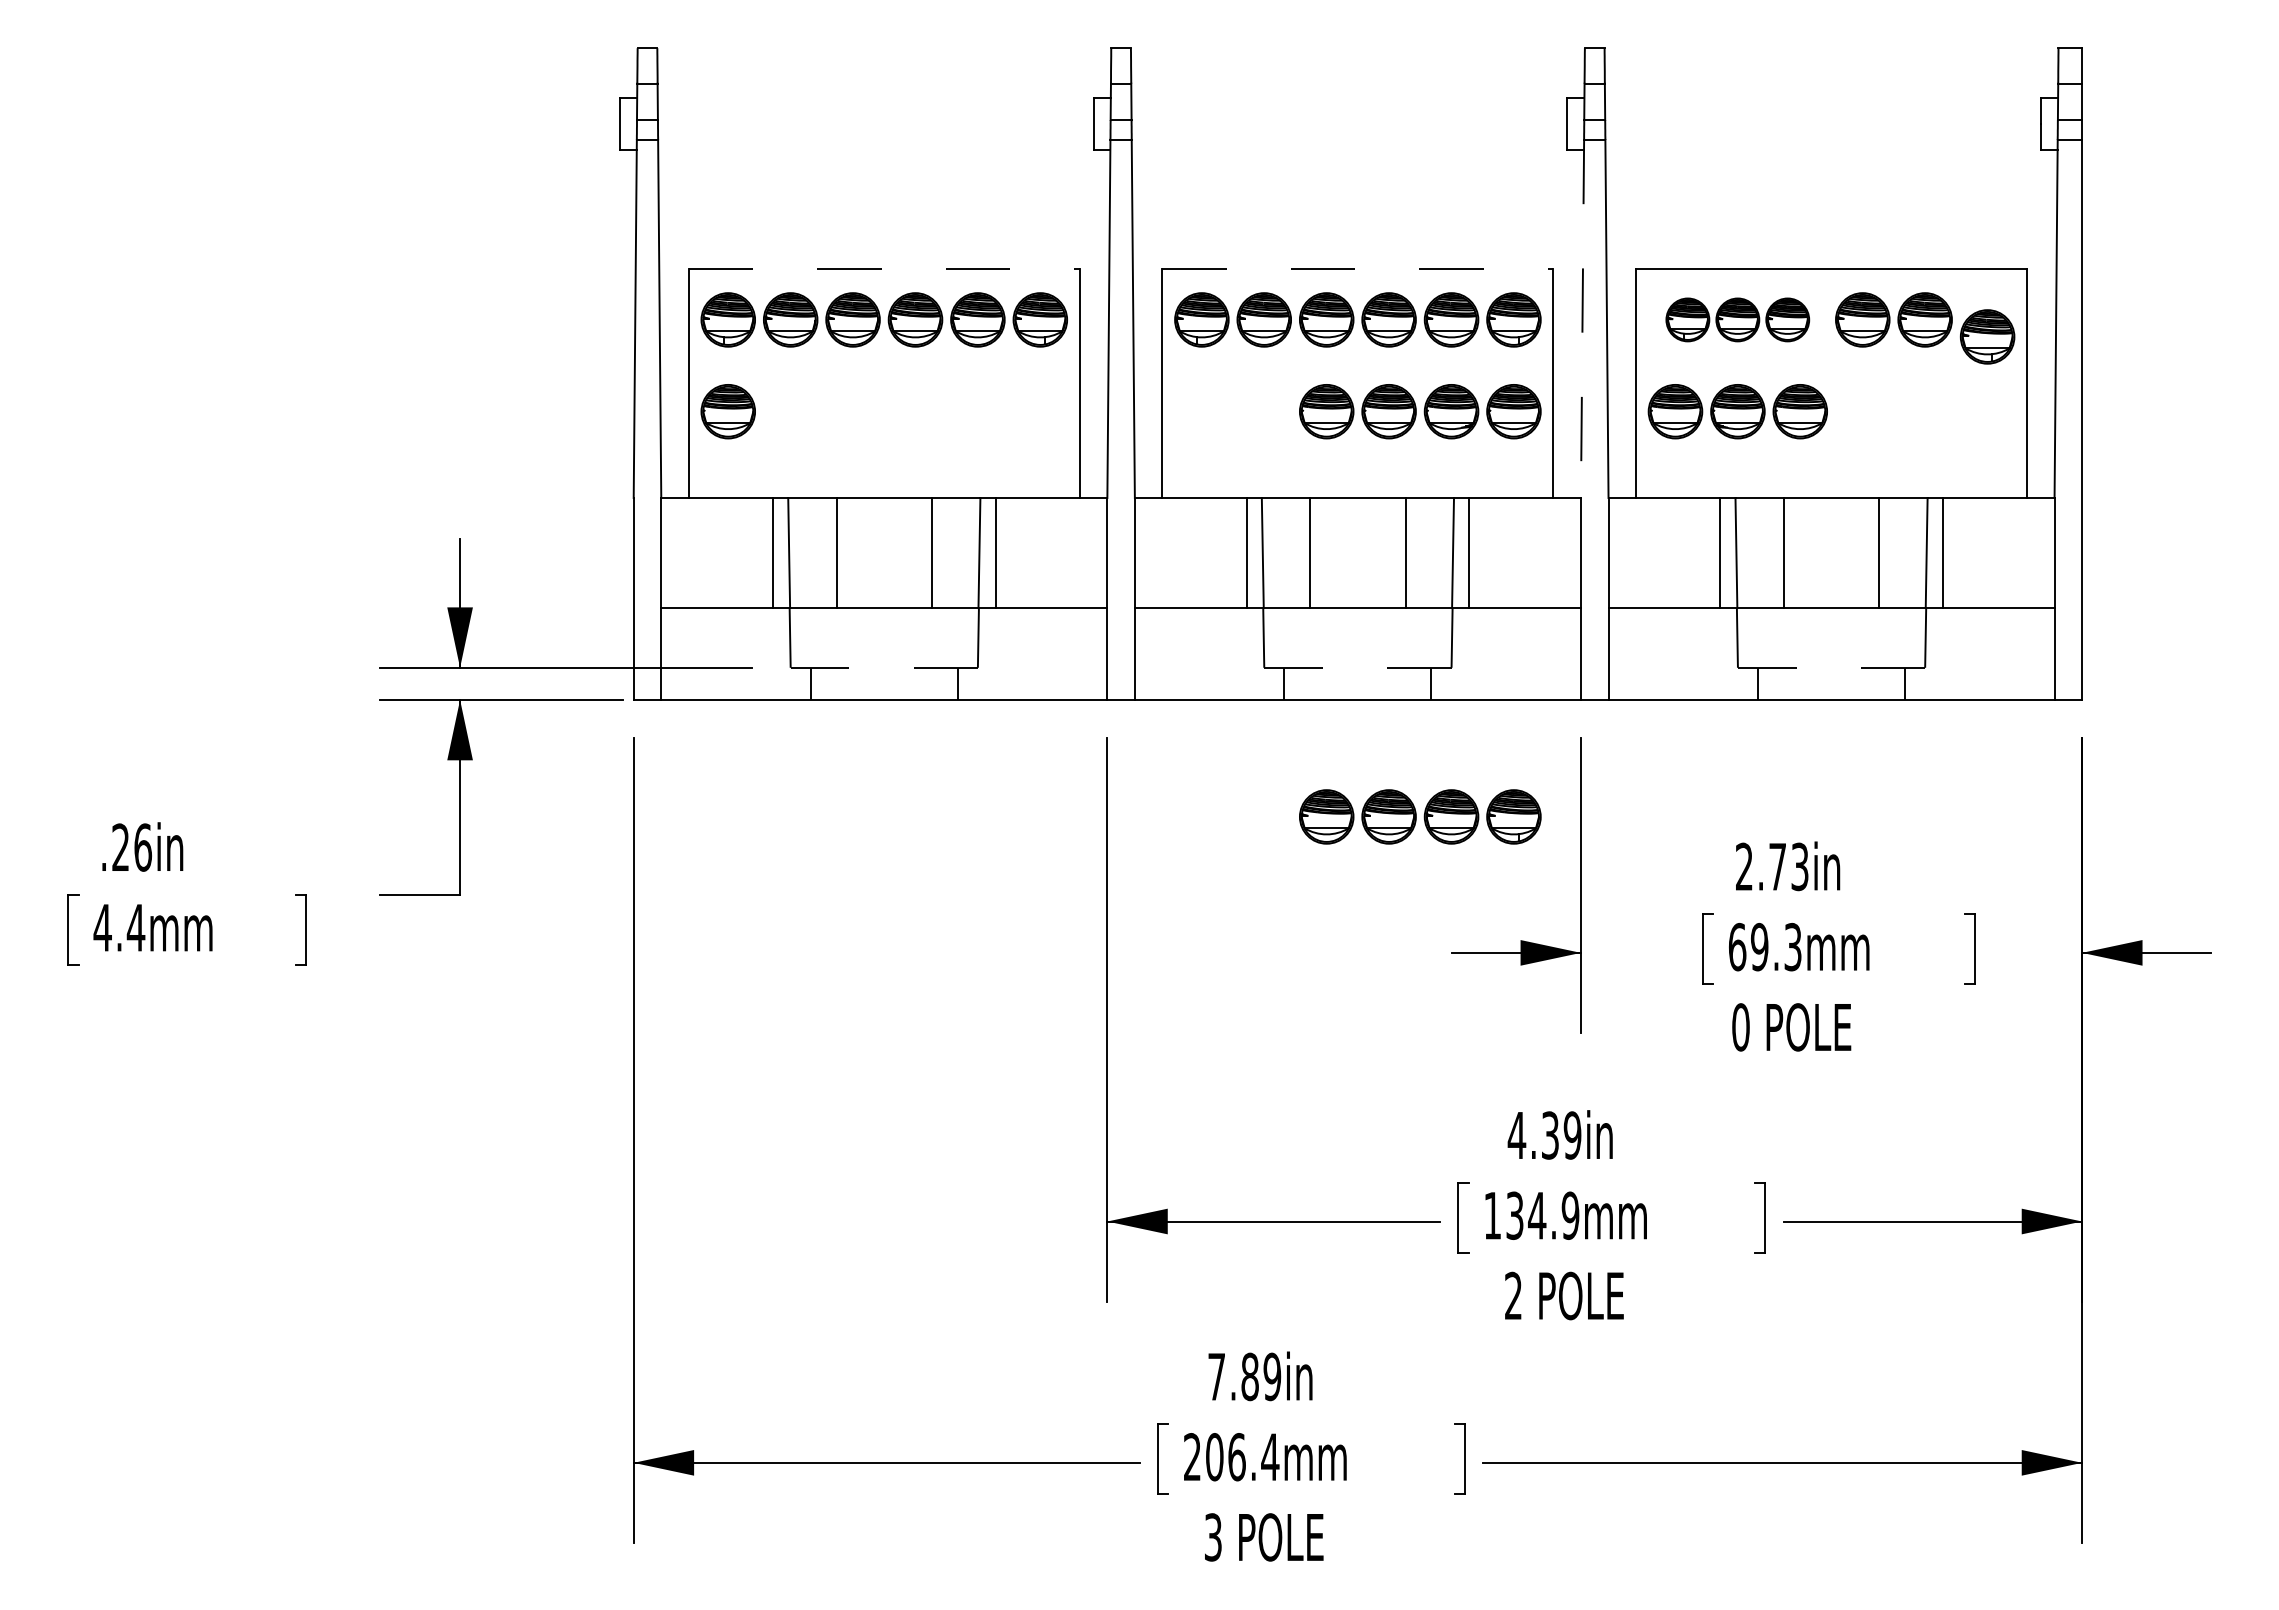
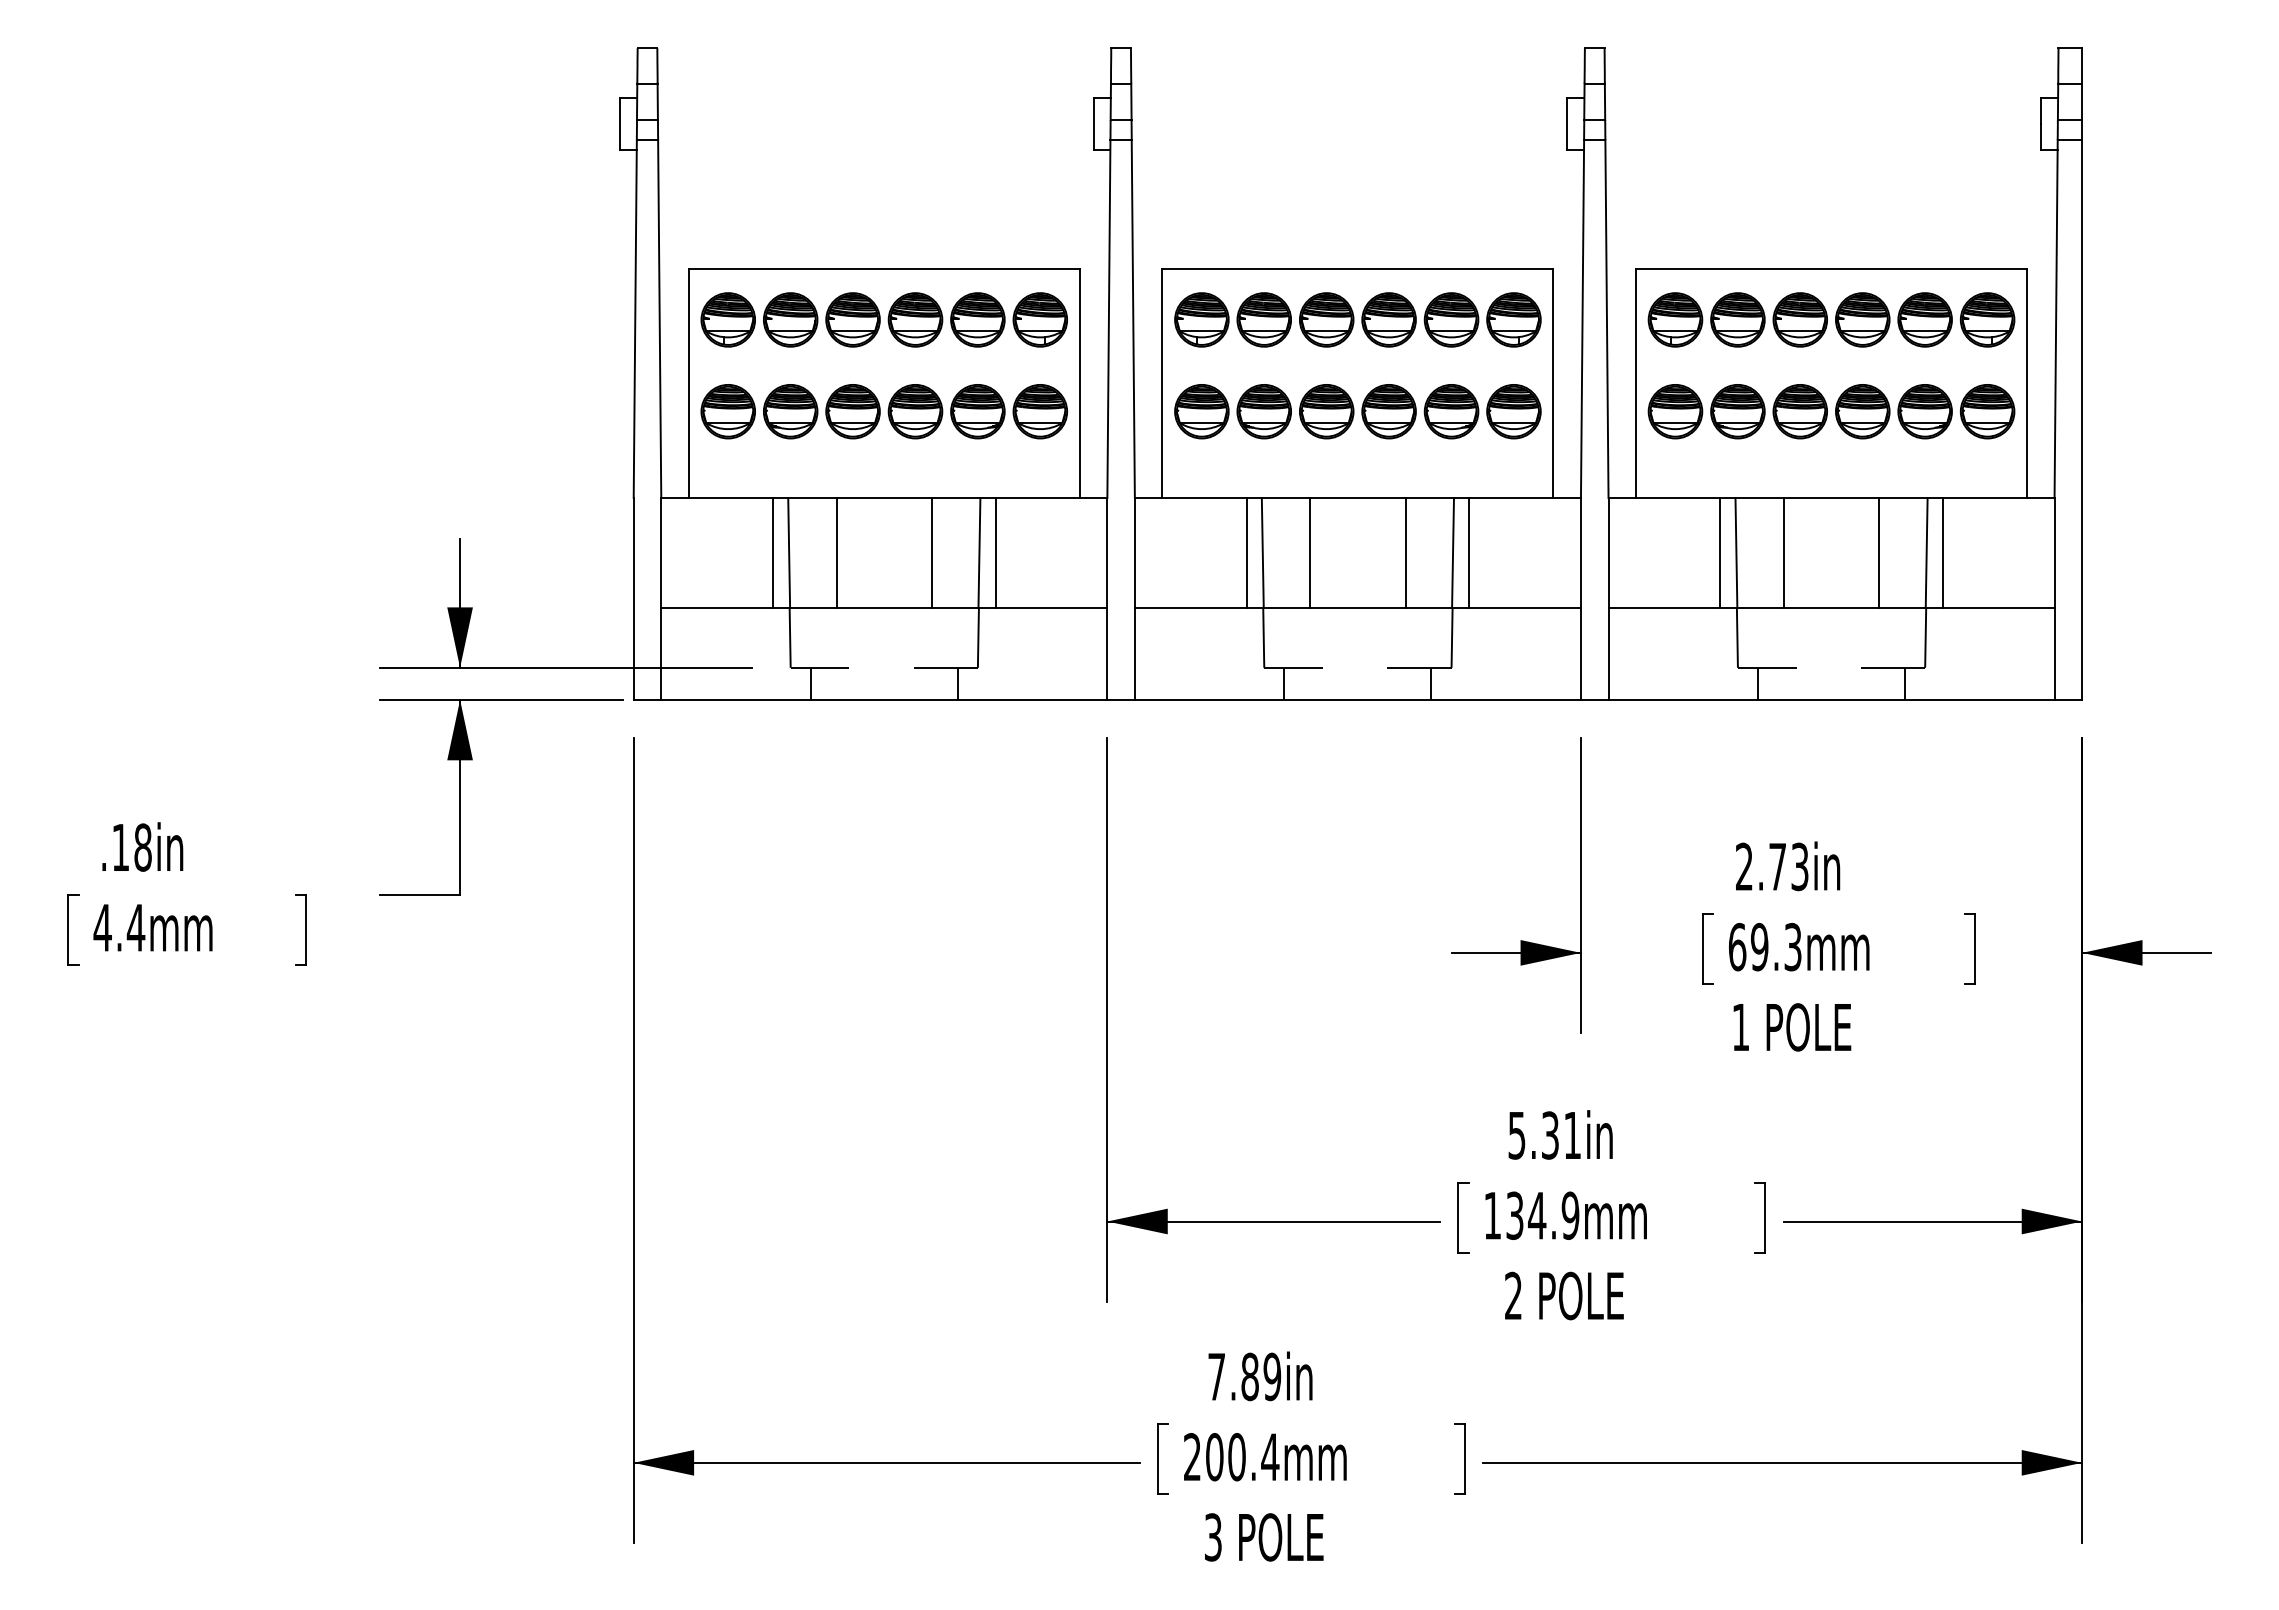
line: dashed -> solid (884, 268)
line: dashed -> solid (1358, 268)
line: dashed -> solid (1582, 319)
part size: 146x46 px -> 181x56 px (1737, 319)
part position: (1987, 336) -> (1987, 319) (1987, 319)
part: none -> present (915, 411)
part: none -> present (1232, 411)
part: none -> present (1925, 411)
part: present -> none (1420, 816)
text: .26in -> .18in (132, 847)
text: 0 -> 1 (1740, 1027)
text: 4.39in -> 5.31in (1544, 1135)
text: 206.4mm -> 200.4mm (1236, 1457)
